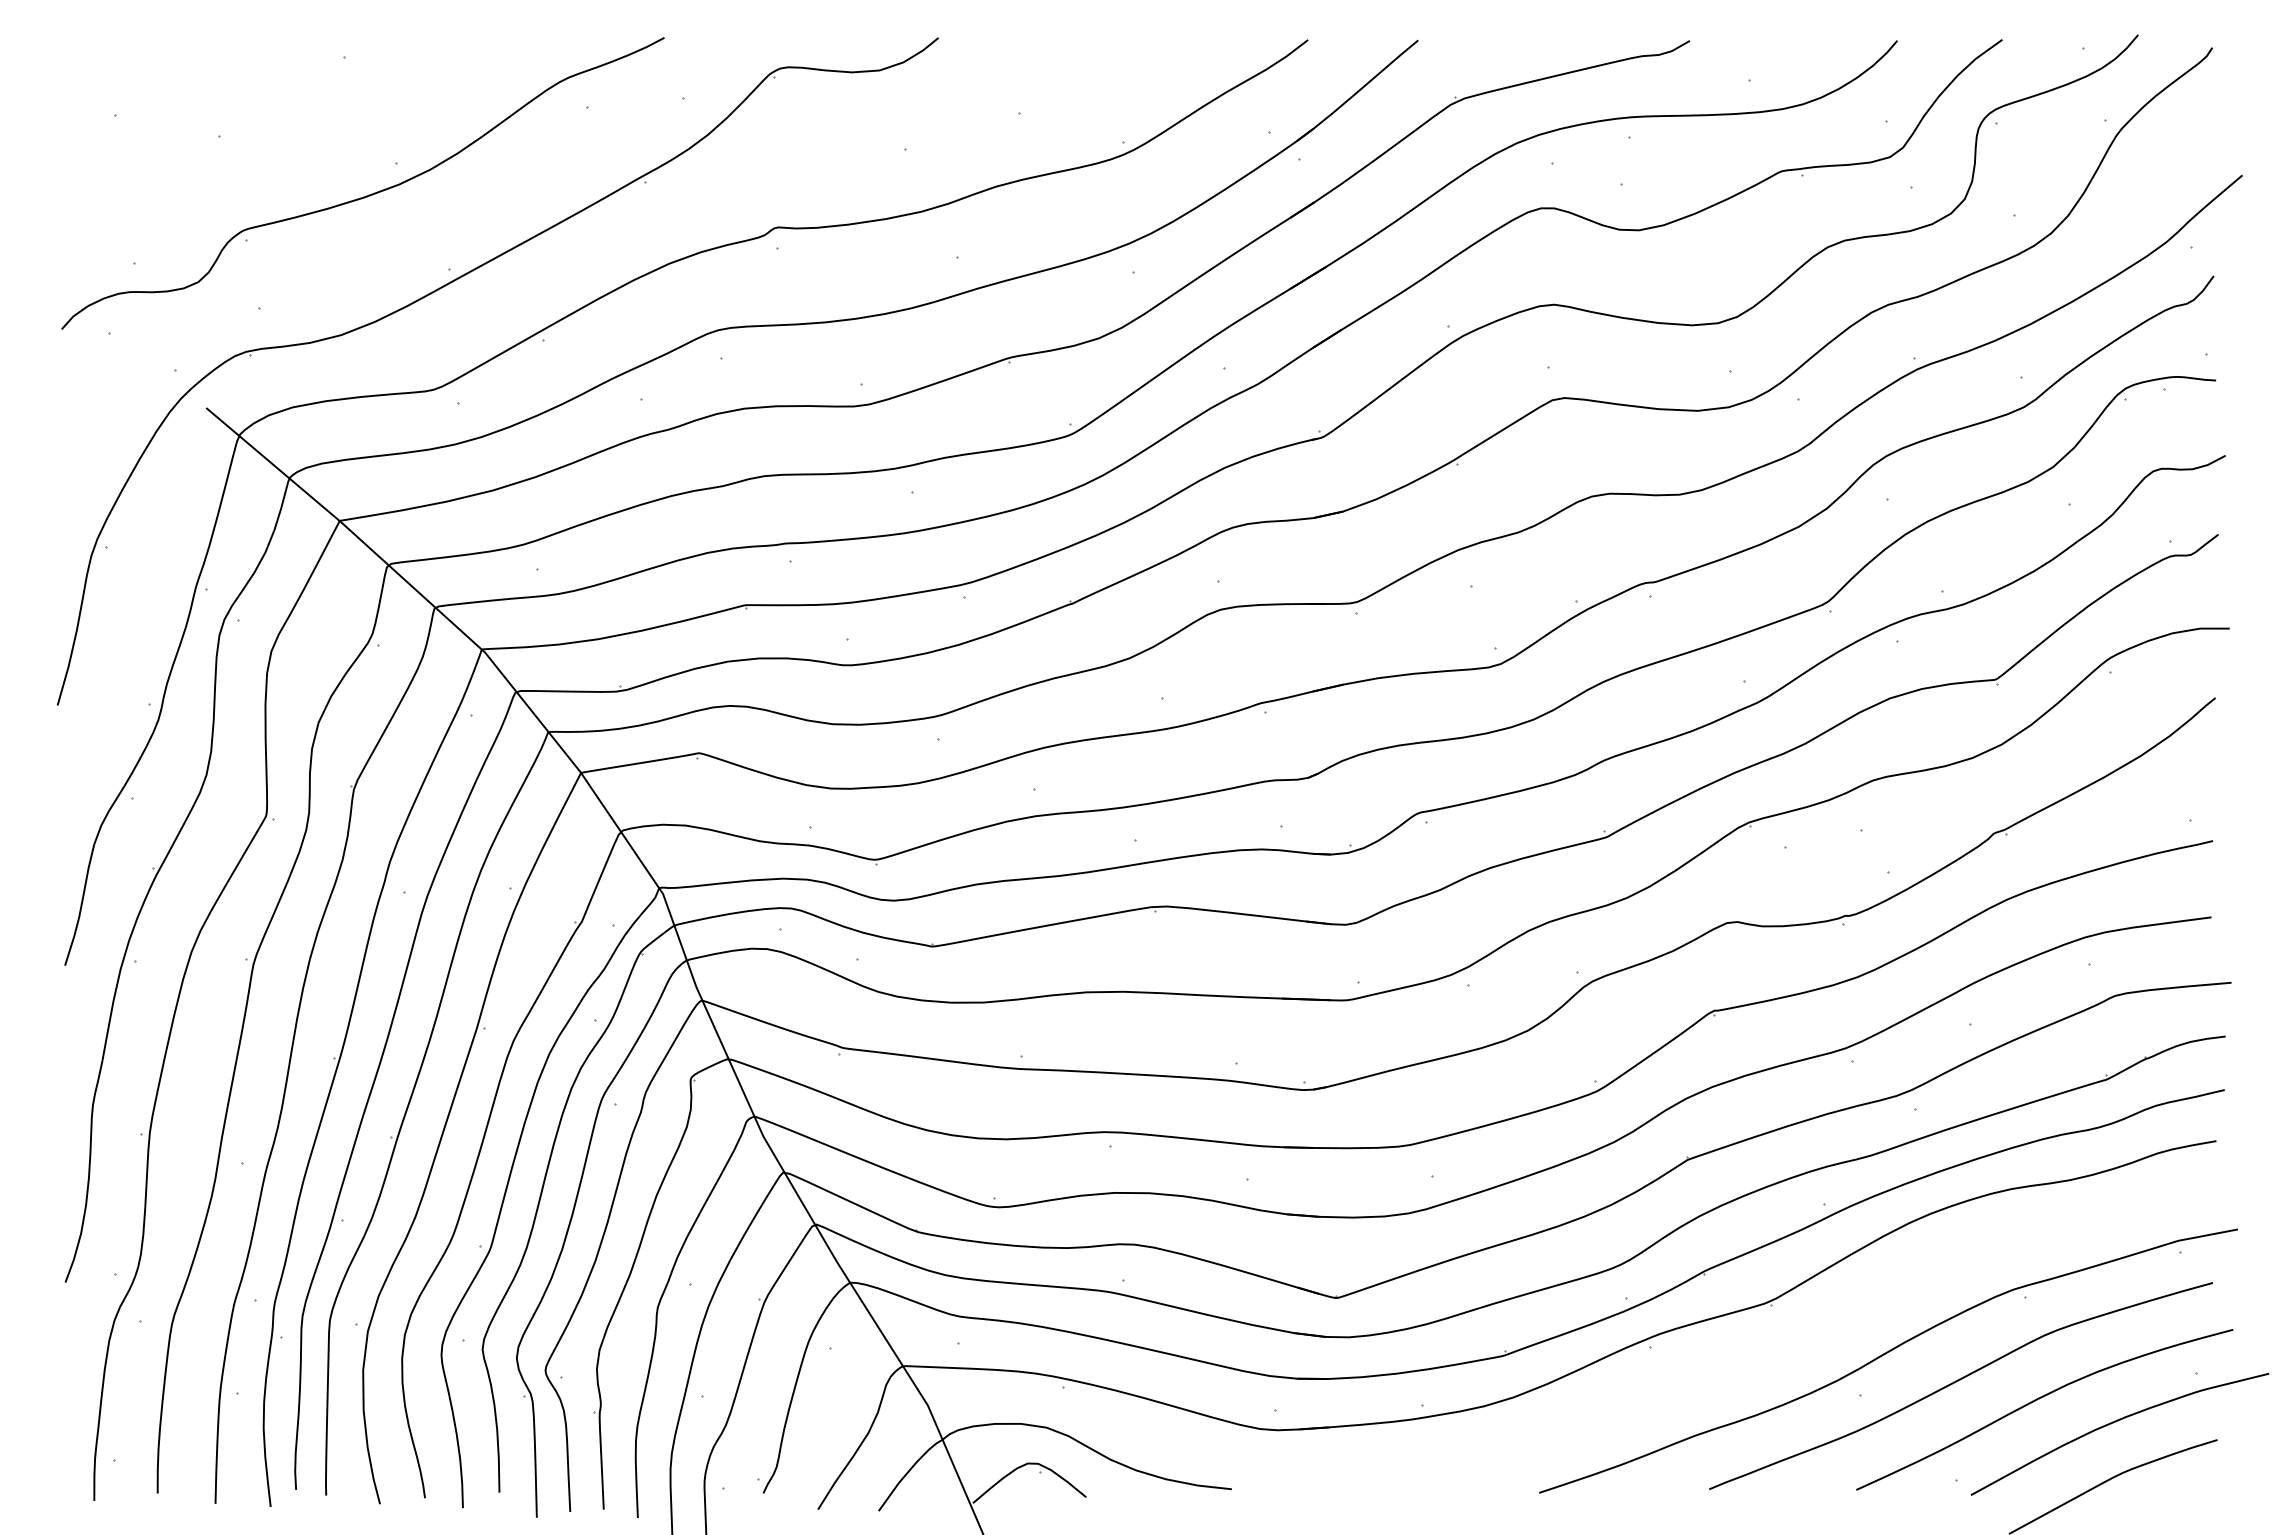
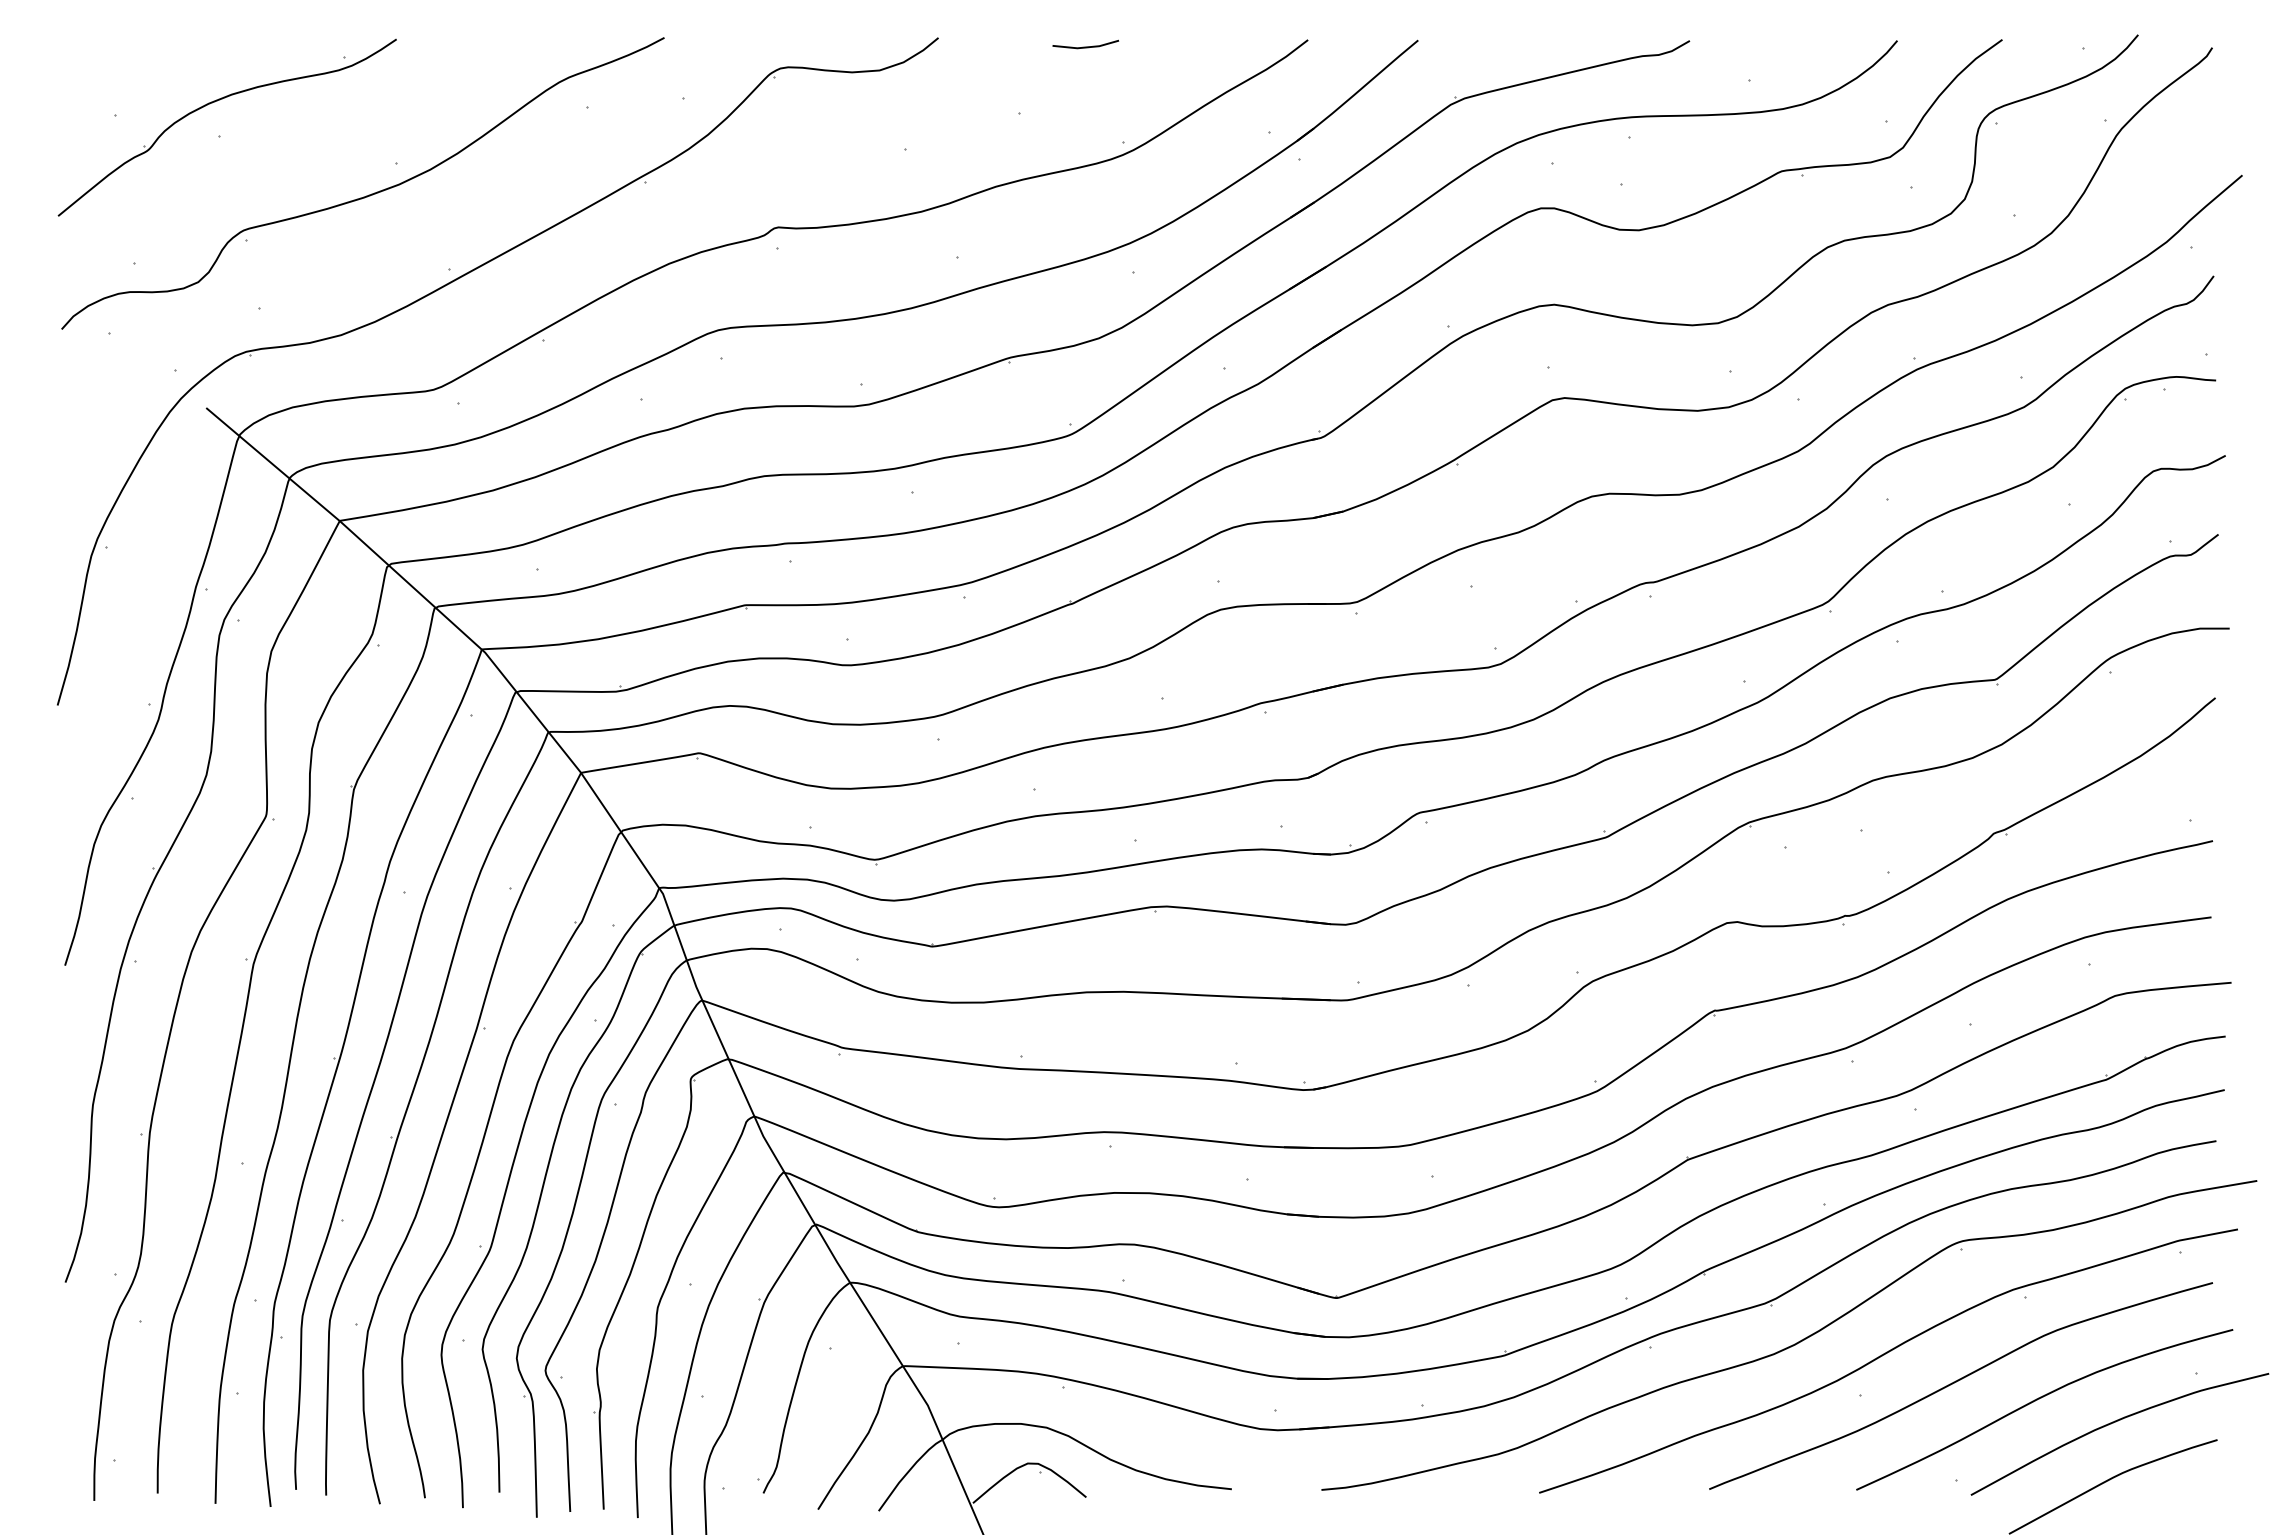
line: none -> present (1085, 46)
part: none -> present (217, 101)
part: none -> present (1794, 1343)
